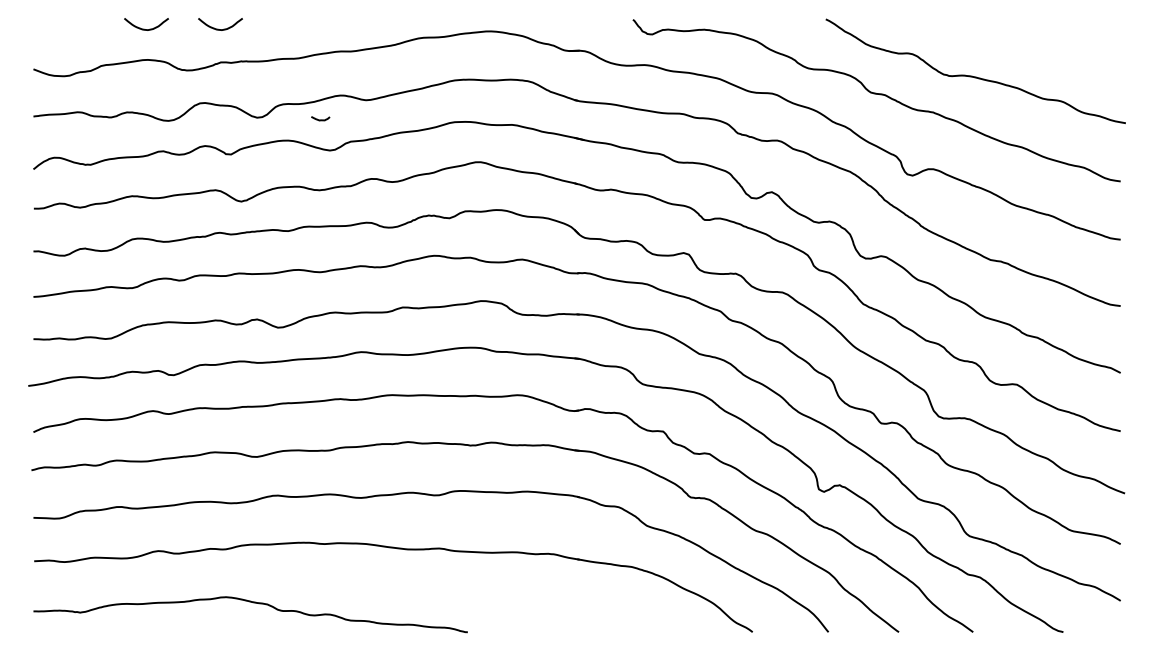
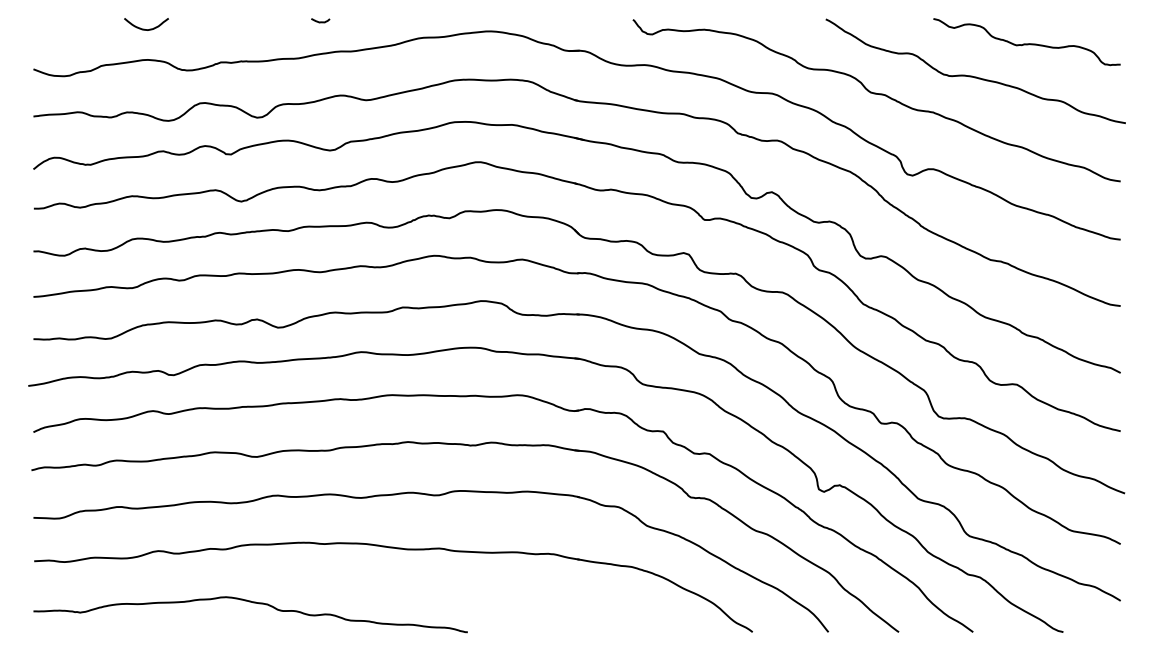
curve: present -> none (218, 28)
curve: none -> present (1026, 43)
curve position: (320, 119) -> (320, 21) (320, 21)
